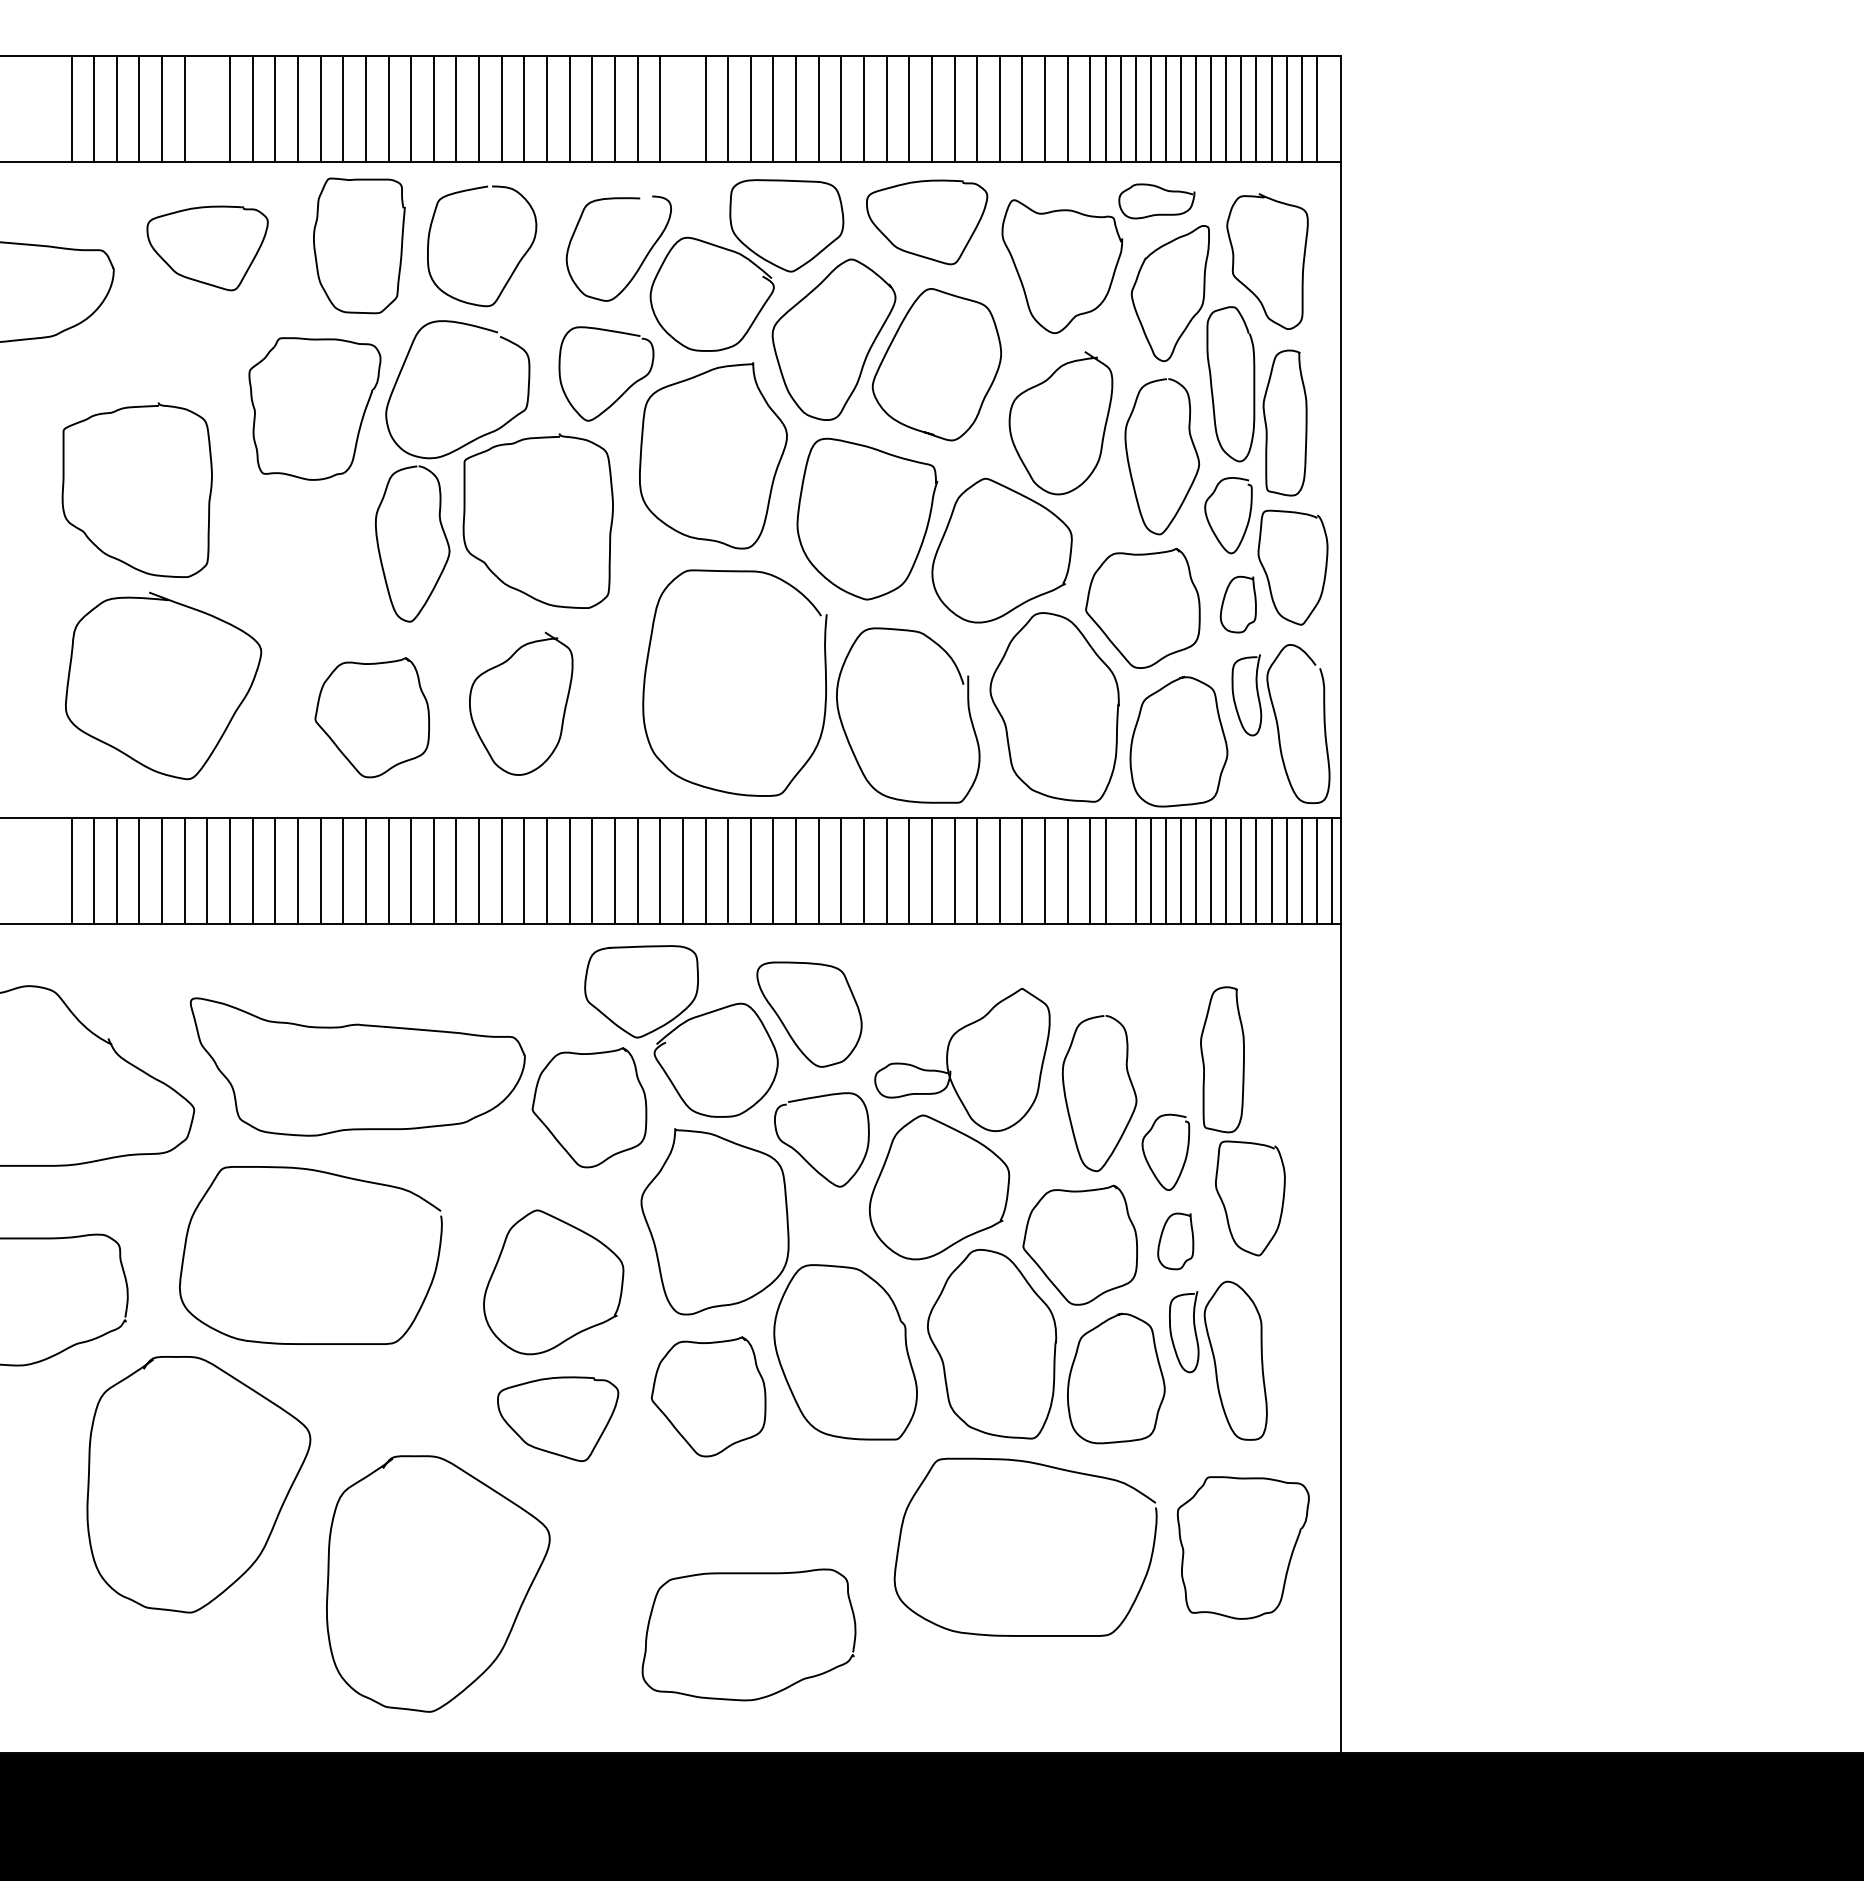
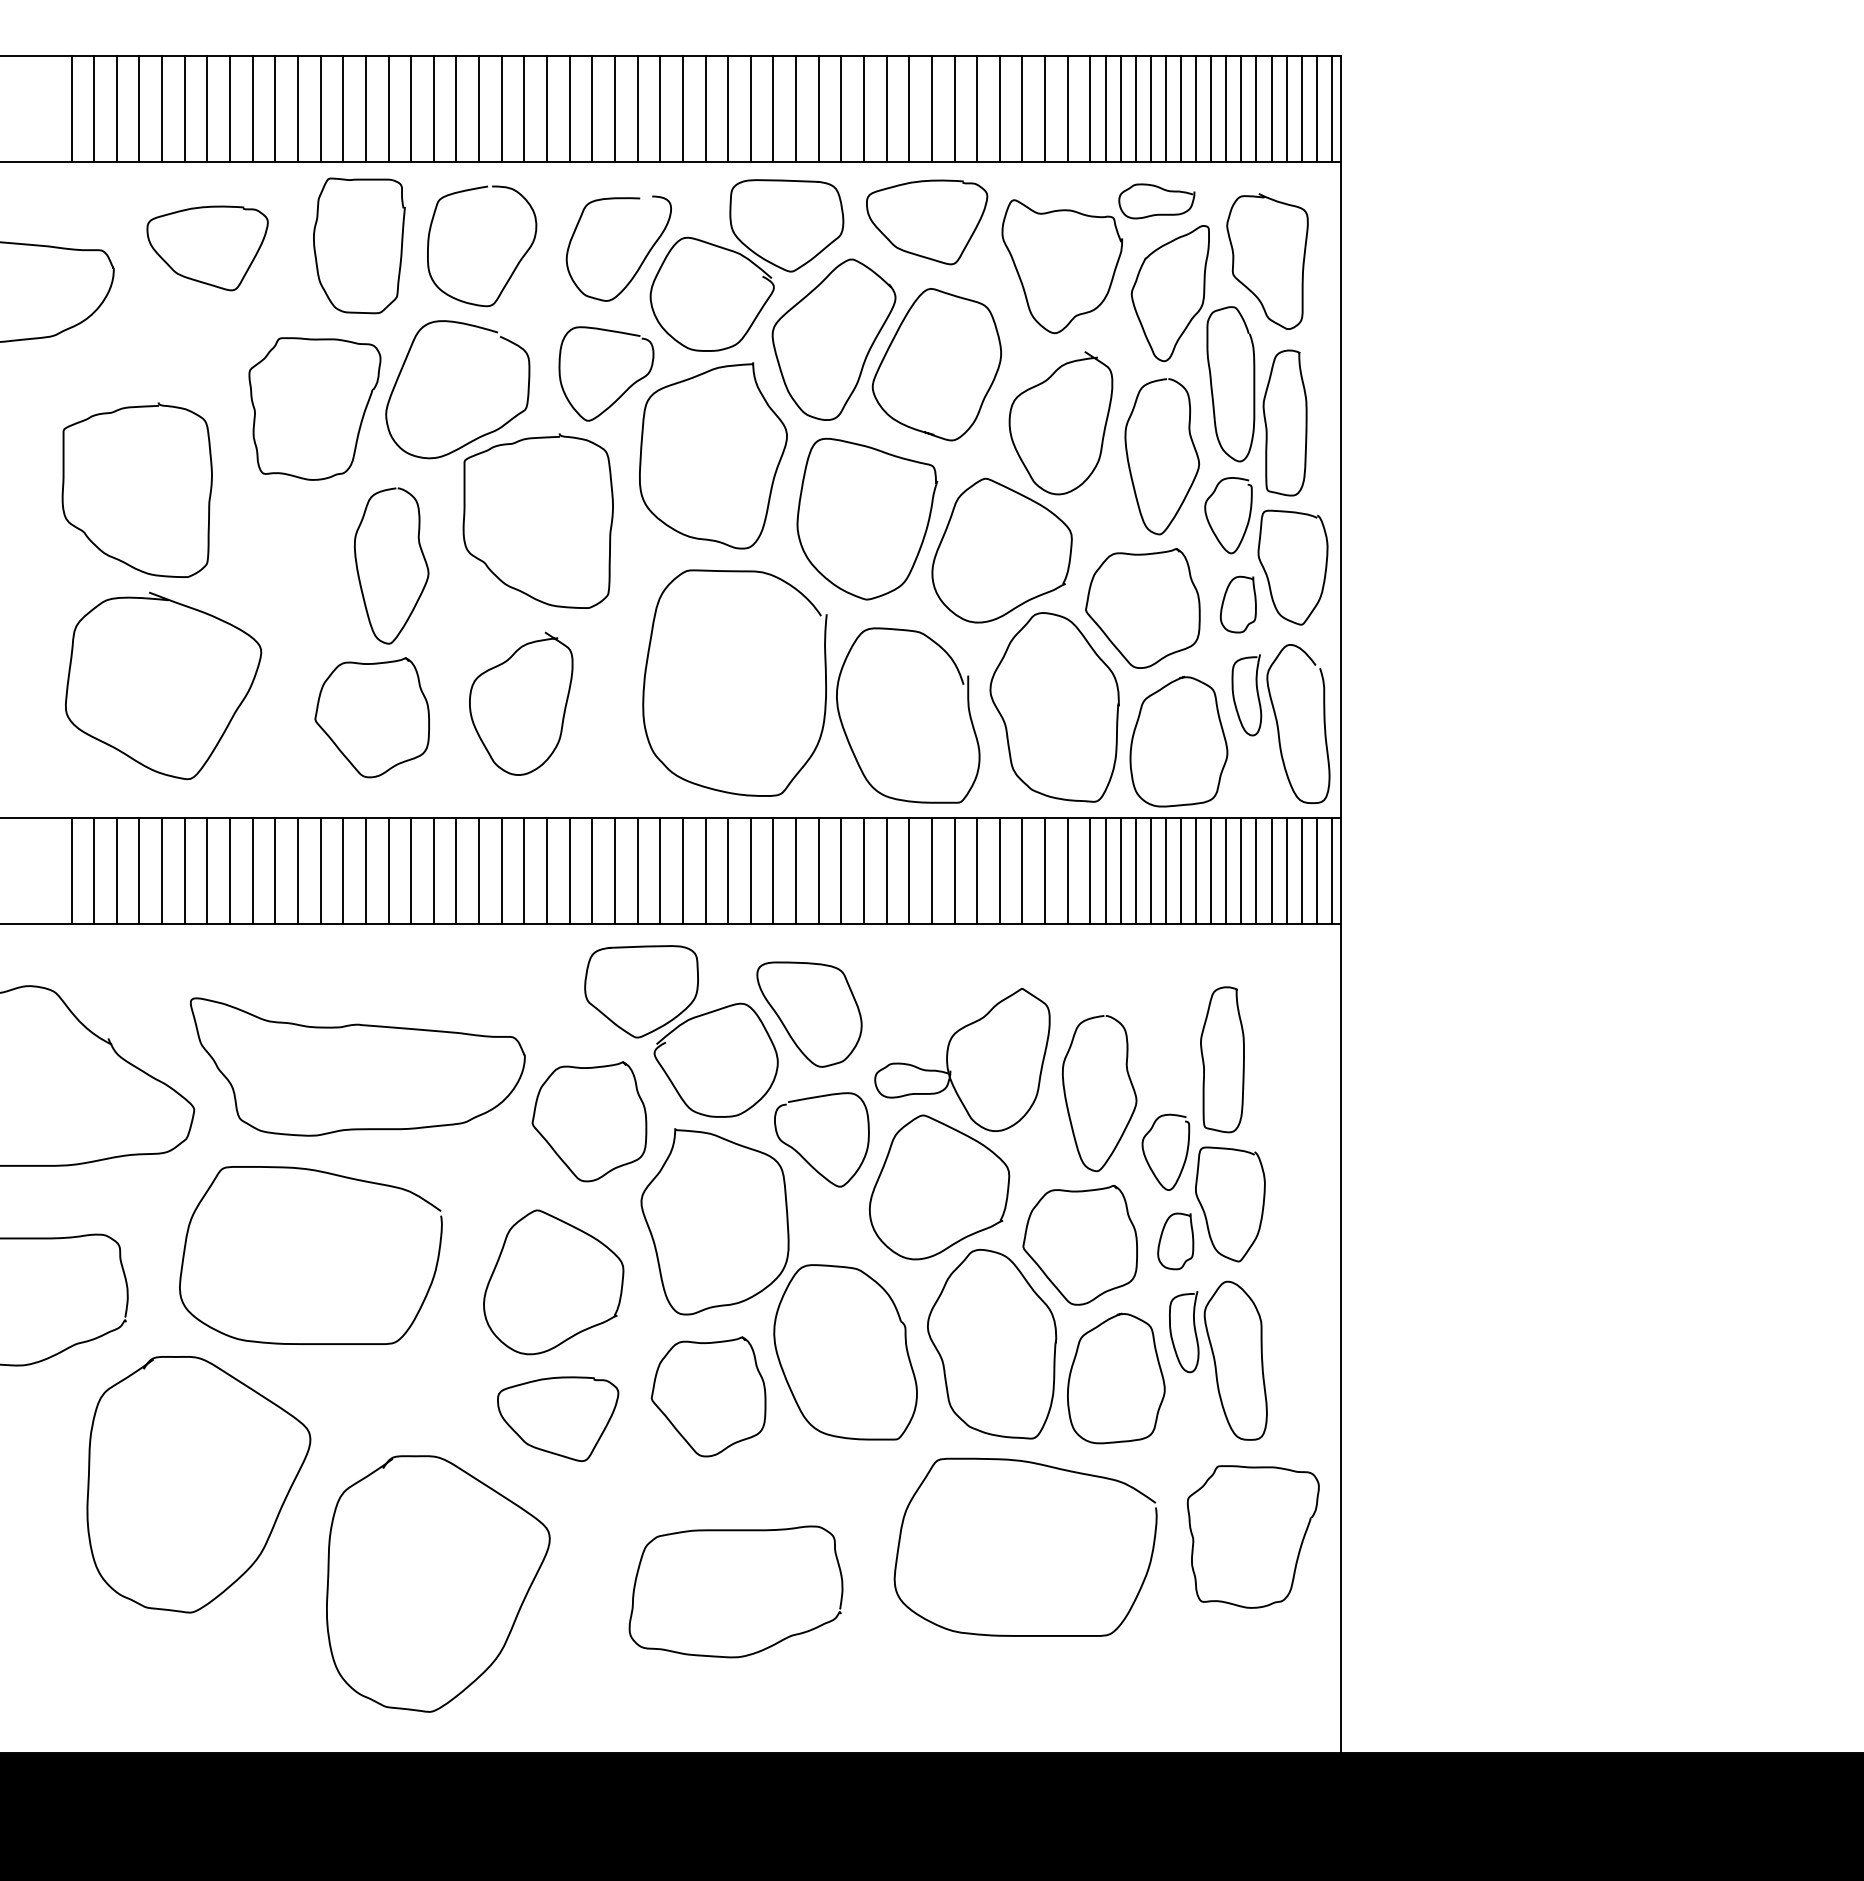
line: none -> present (207, 109)
line: none -> present (682, 109)
line: none -> present (1331, 109)
curve position: (443, 534) -> (422, 556) (422, 556)
line: none -> present (1120, 870)
curve position: (556, 1137) -> (556, 1151) (556, 1151)
curve position: (1225, 1206) -> (1205, 1212) (1205, 1212)
curve position: (1288, 1561) -> (1298, 1550) (1298, 1550)
curve position: (748, 1574) -> (735, 1531) (735, 1531)
